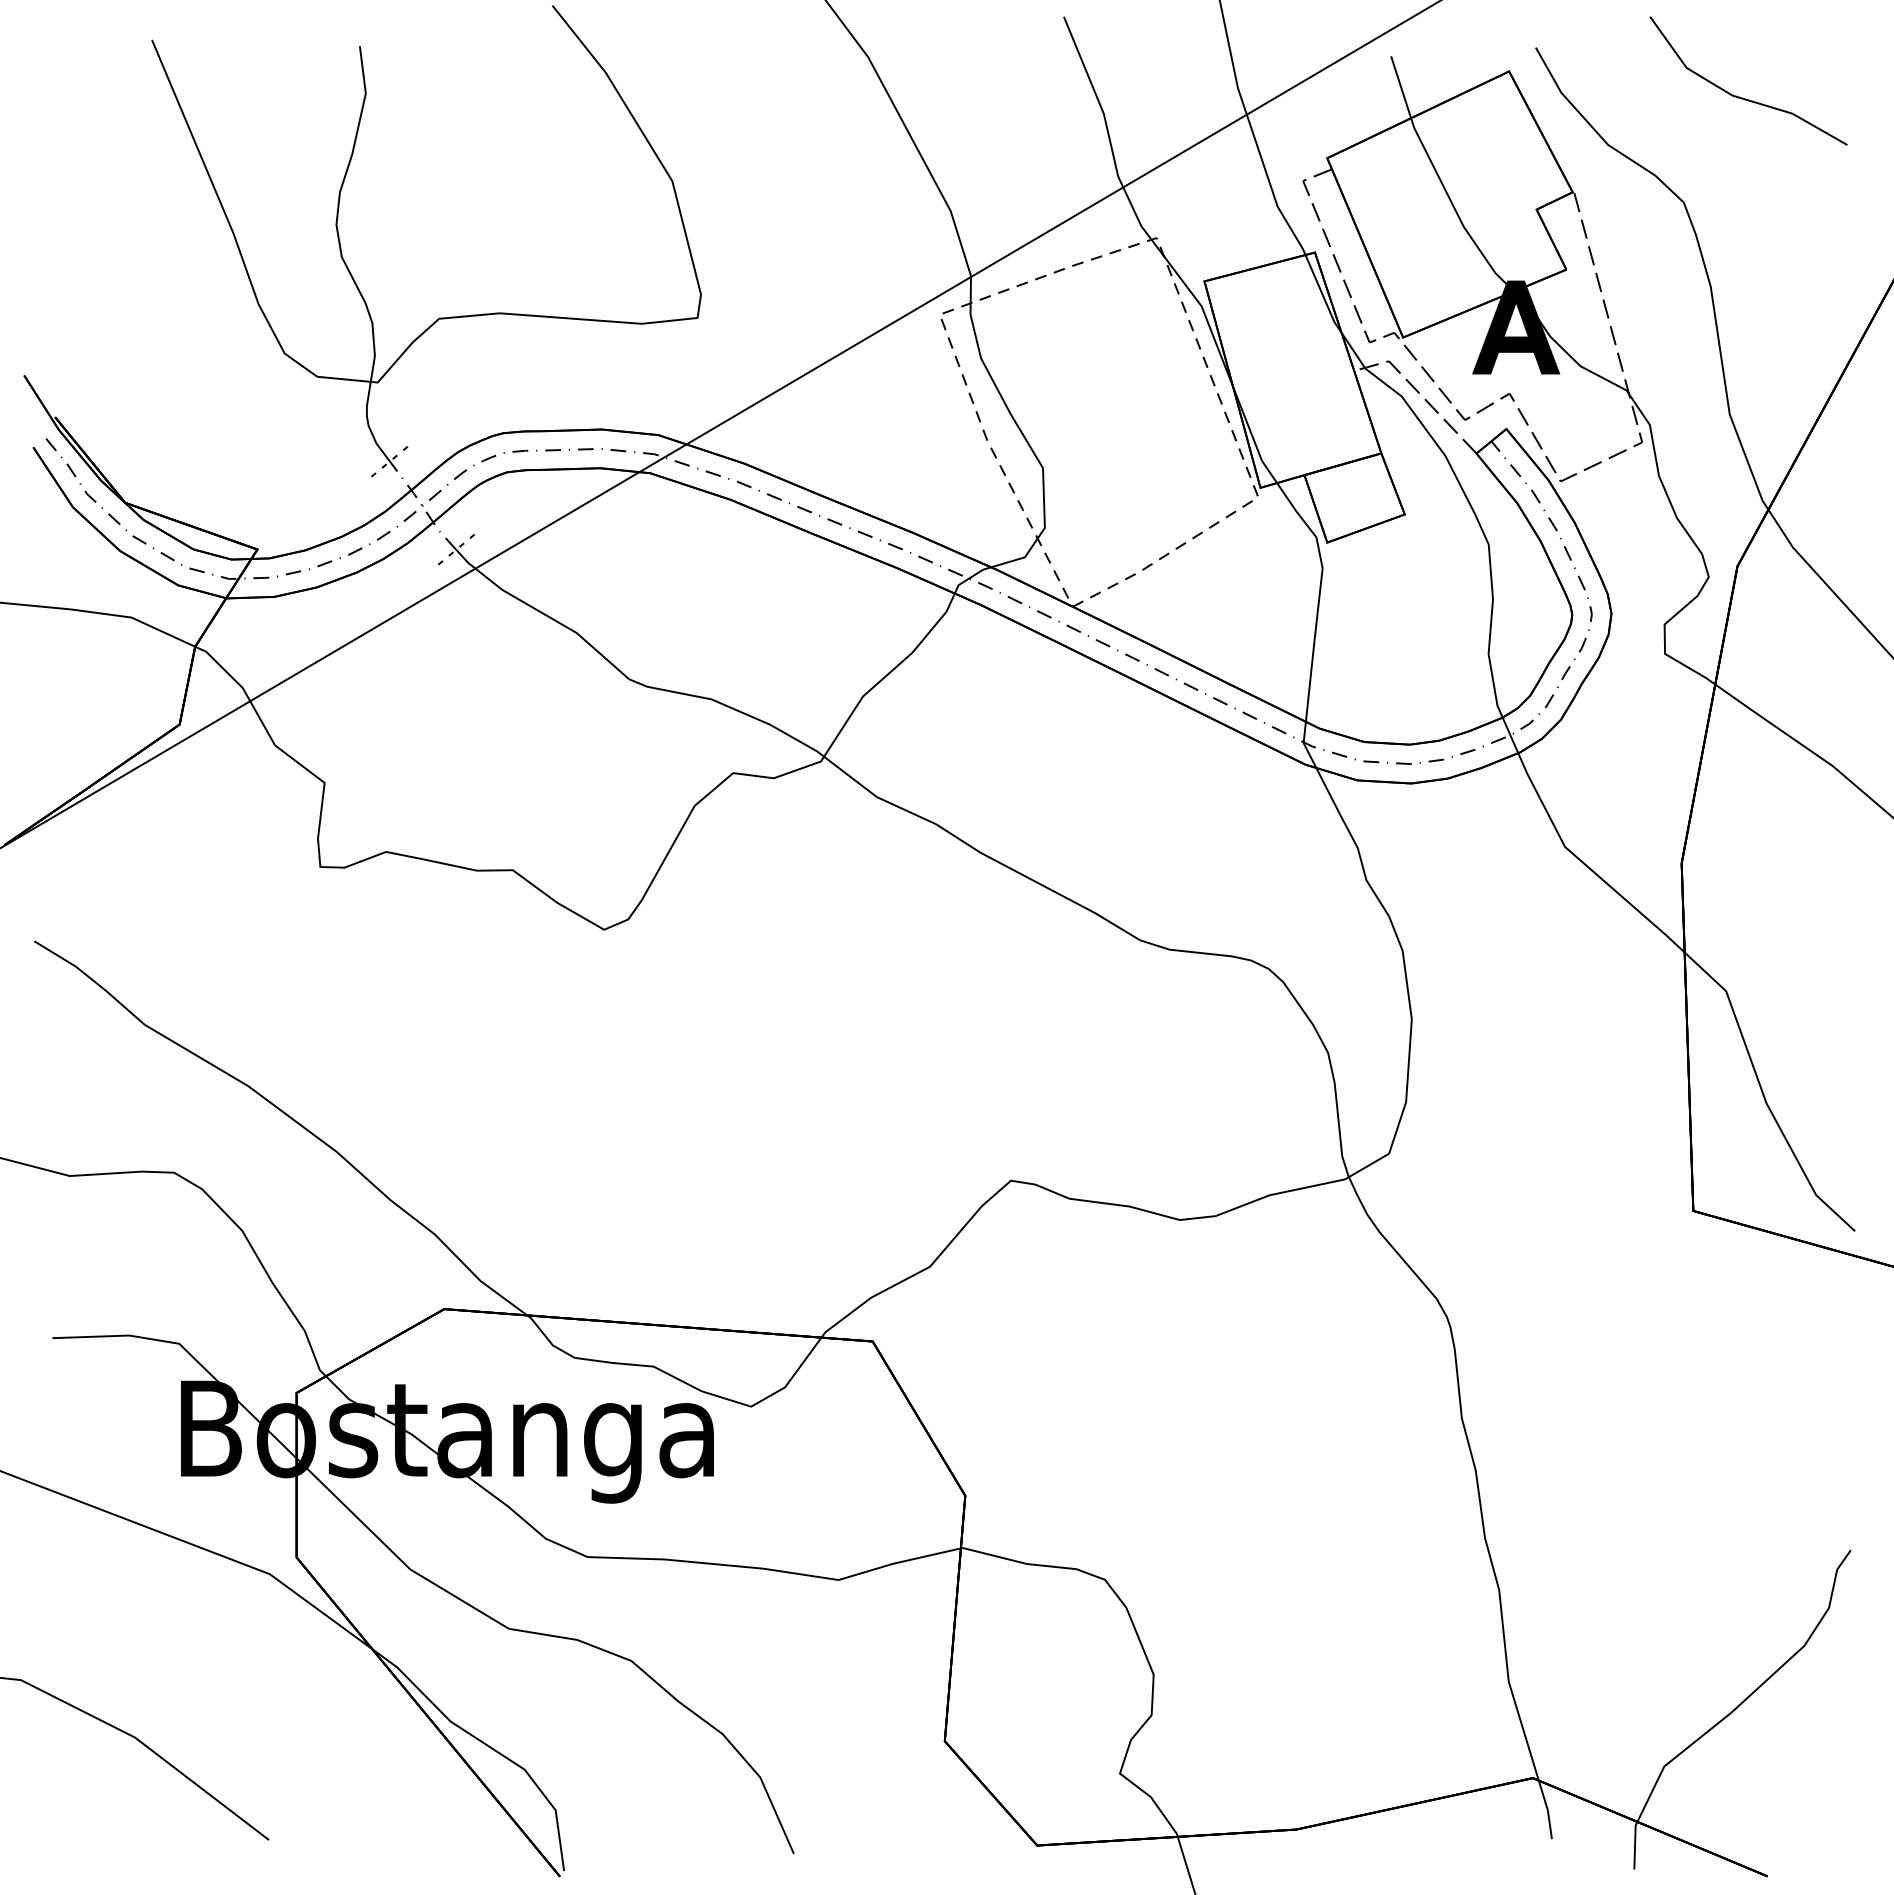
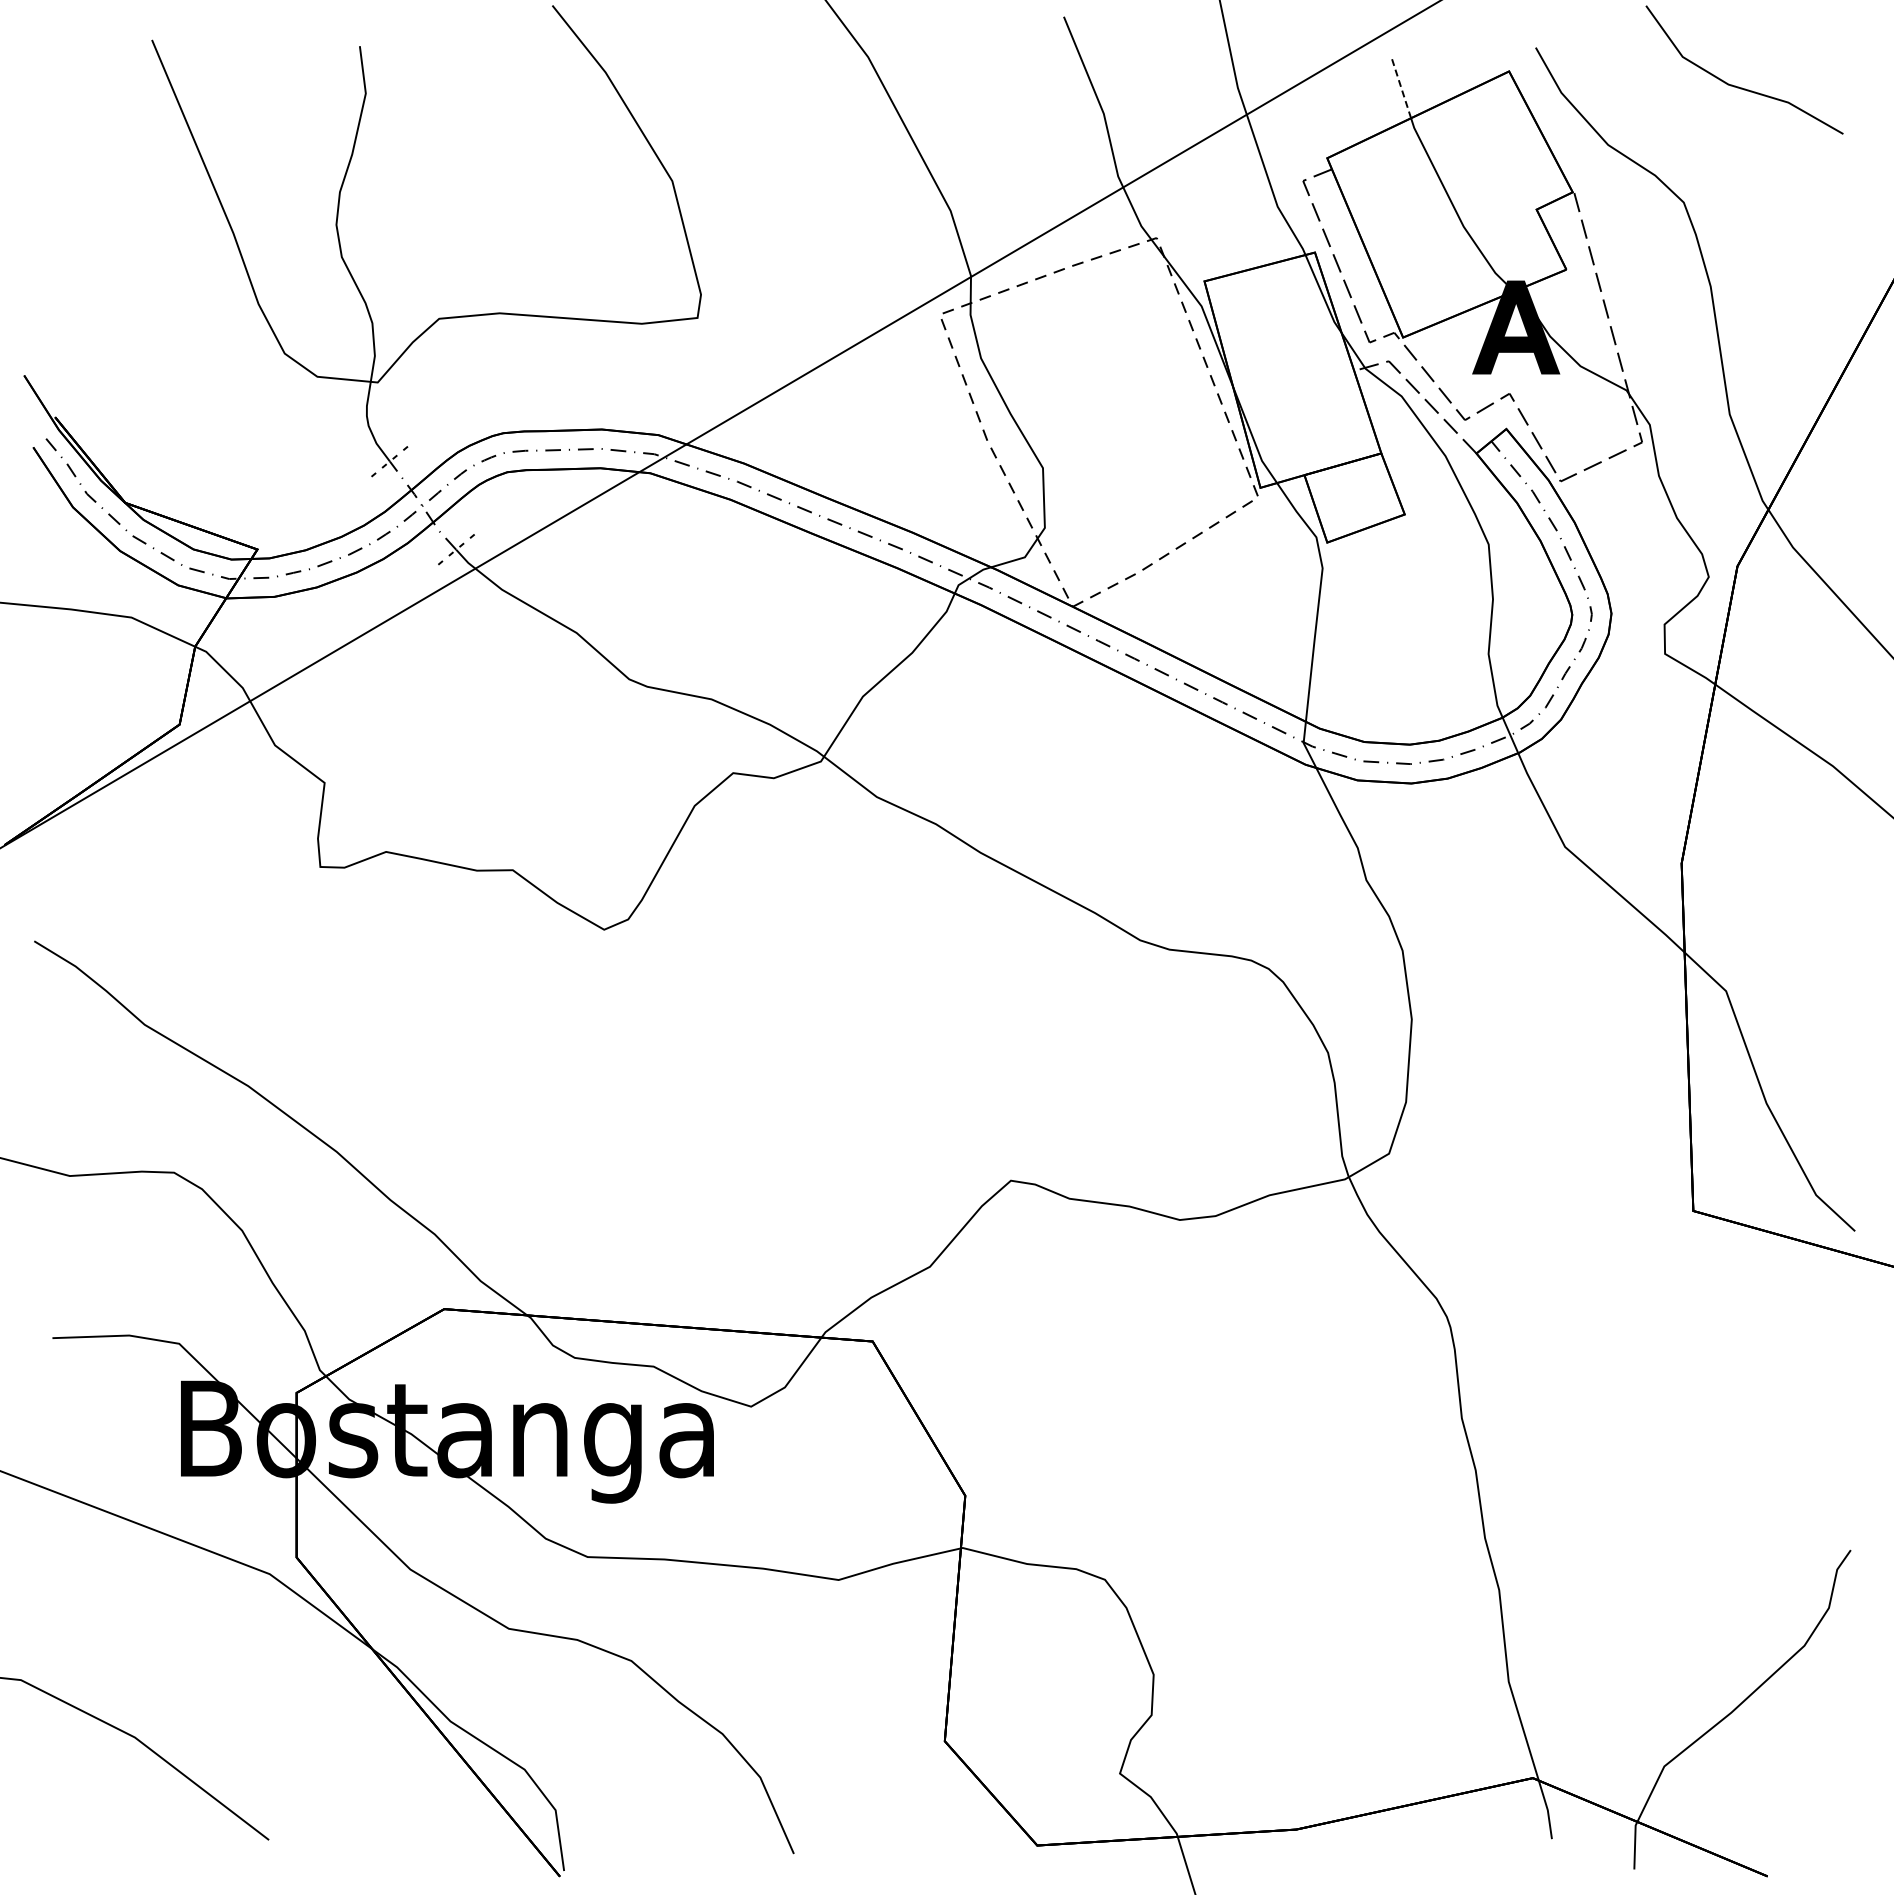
line: solid -> dashed (1401, 87)
line position: (1742, 97) -> (1738, 86) (1738, 86)
